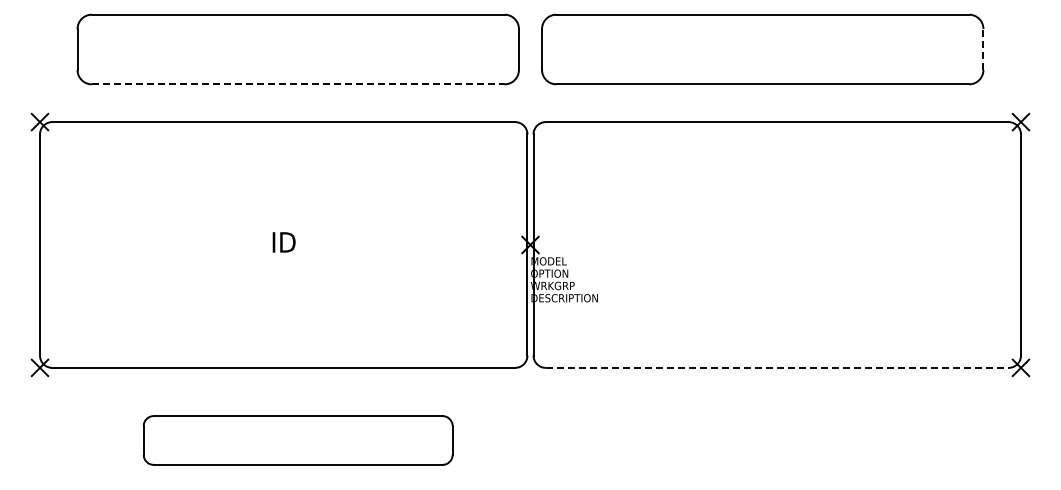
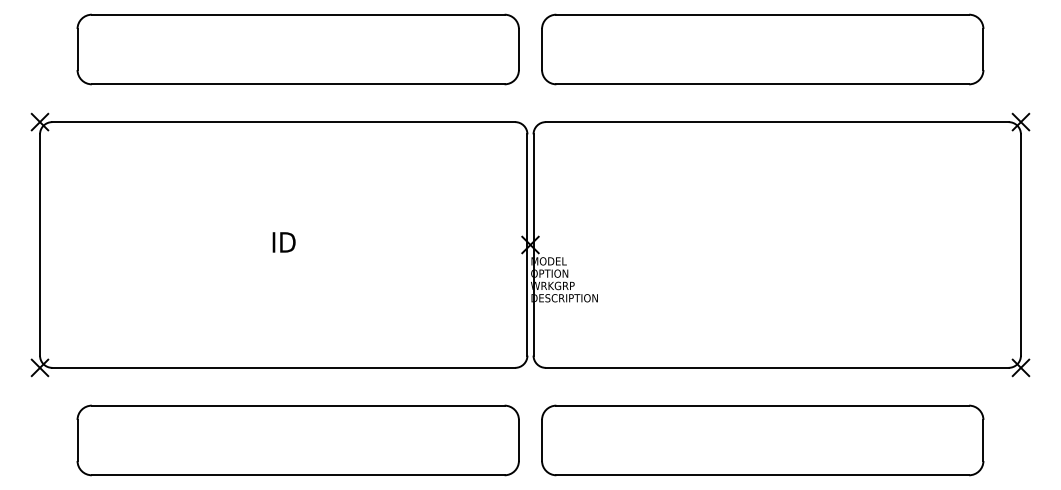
line: dashed -> solid (983, 49)
line: dashed -> solid (298, 84)
line: dashed -> solid (777, 367)
part size: 312x51 px -> 444x73 px (297, 440)
part: none -> present (762, 440)
